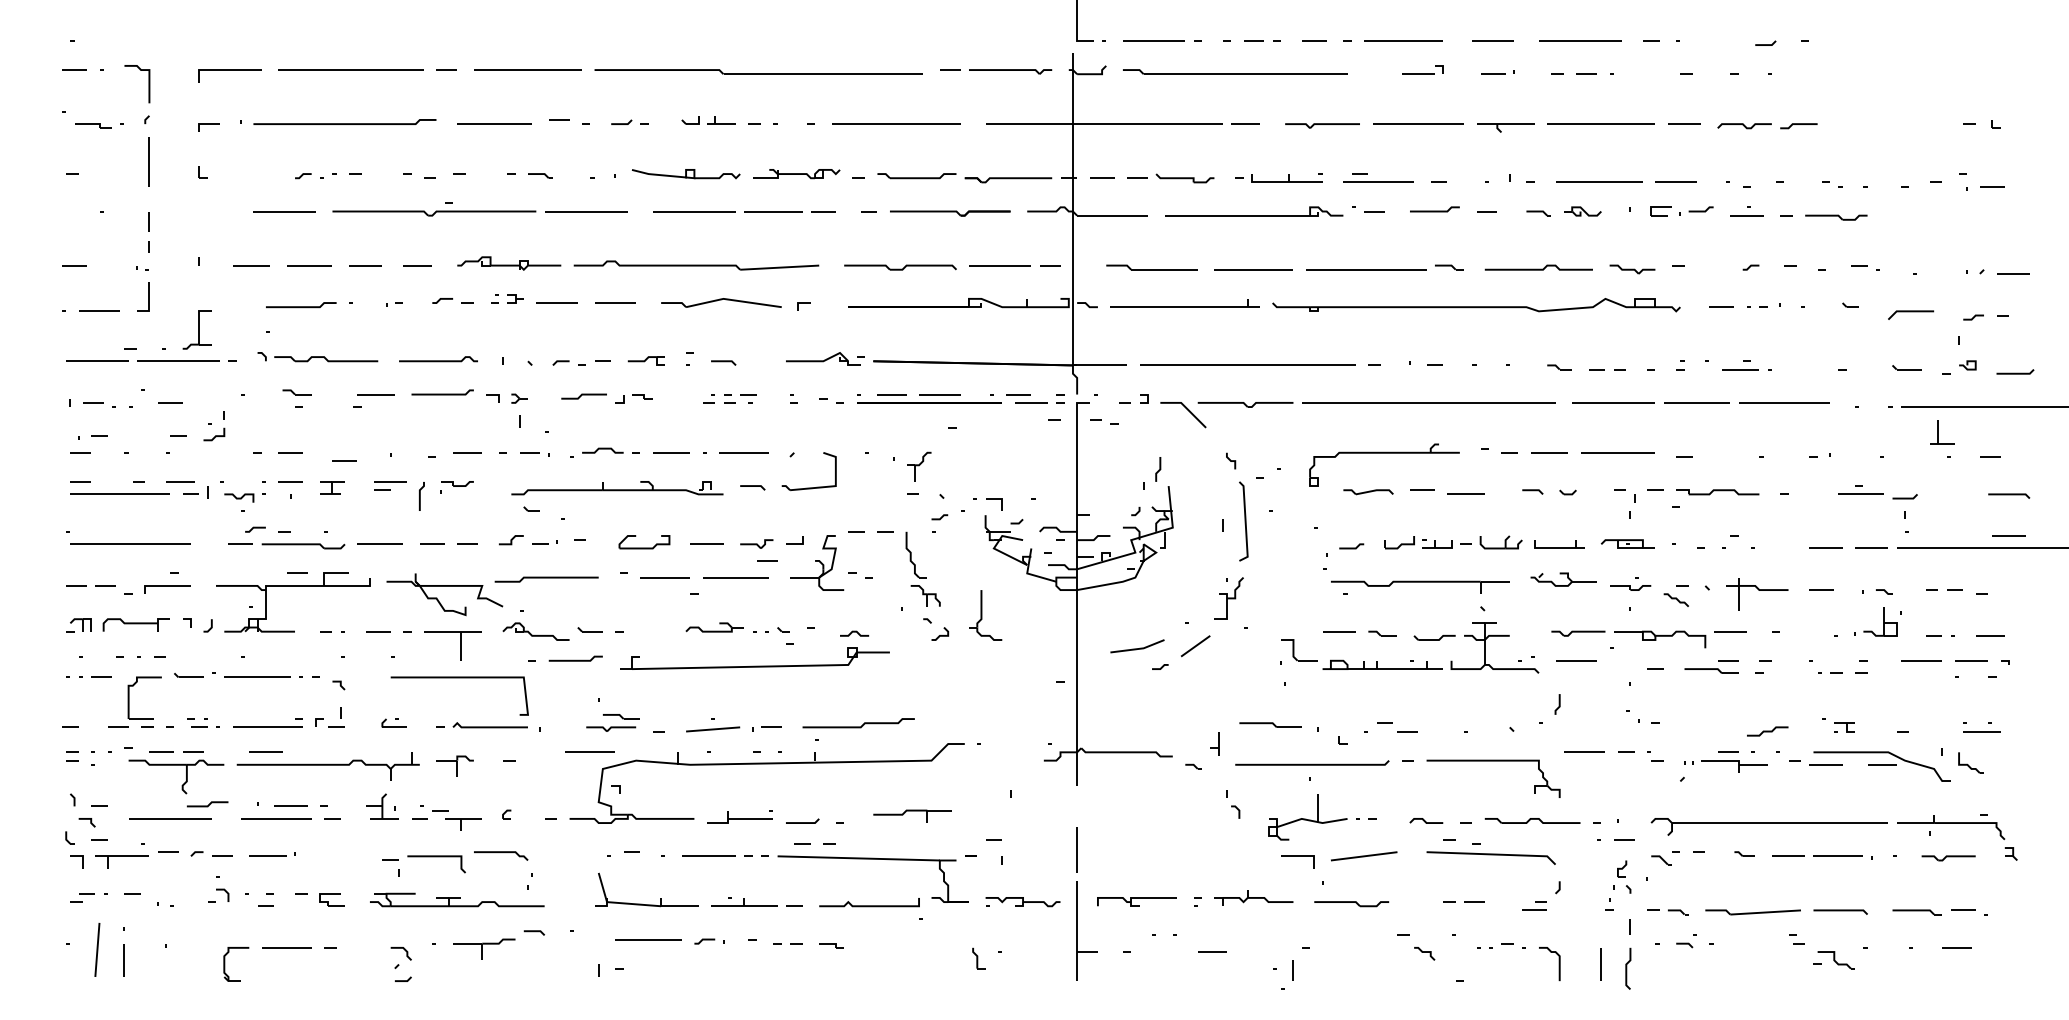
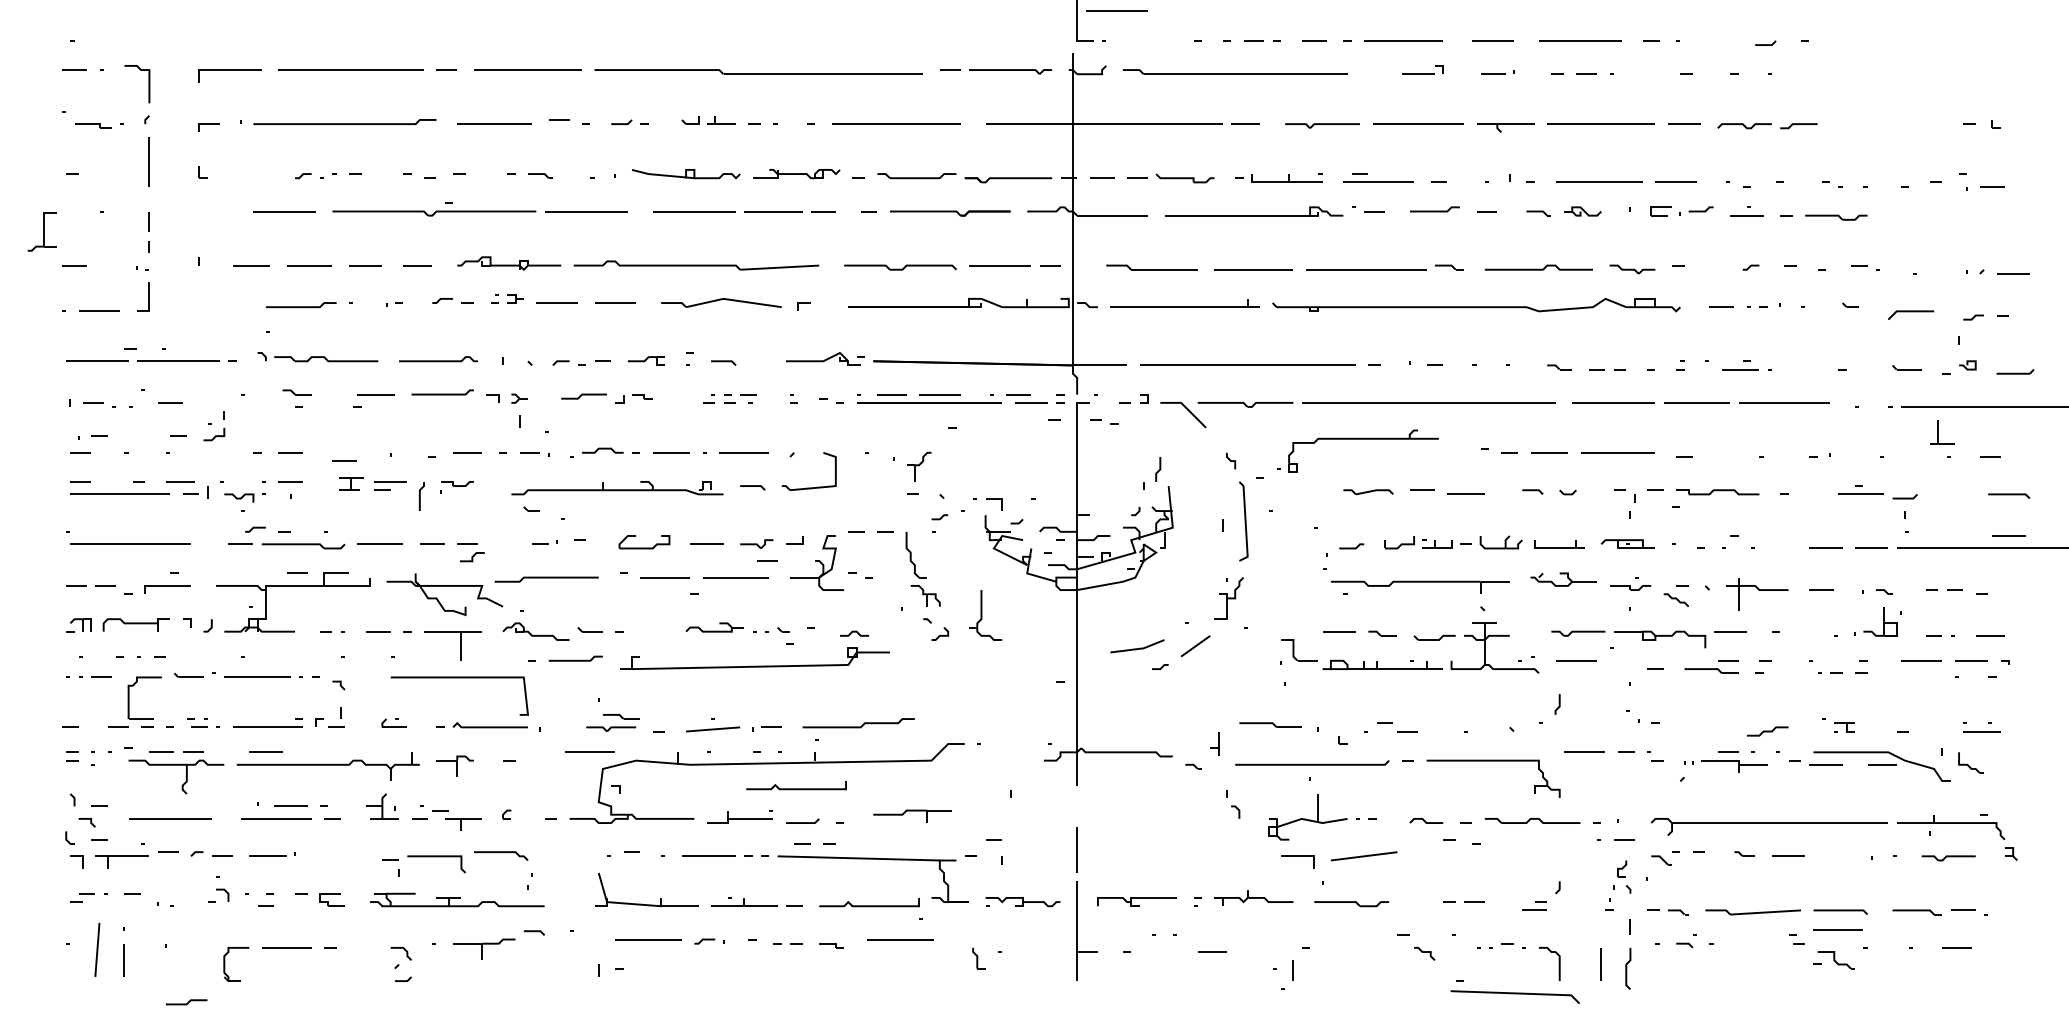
line position: (1153, 40) -> (1116, 10) (1116, 10)
part position: (196, 329) -> (41, 231) (41, 231)
part position: (1384, 453) -> (1363, 439) (1363, 439)
part position: (332, 487) -> (351, 483) (351, 483)
line position: (511, 540) -> (472, 557) (472, 557)
curve: none -> present (796, 788)
line position: (208, 804) -> (187, 1002) (187, 1002)
line position: (1490, 855) -> (1514, 994) (1514, 994)
line position: (1837, 855) -> (1837, 929) (1837, 929)
line: none -> present (900, 939)
